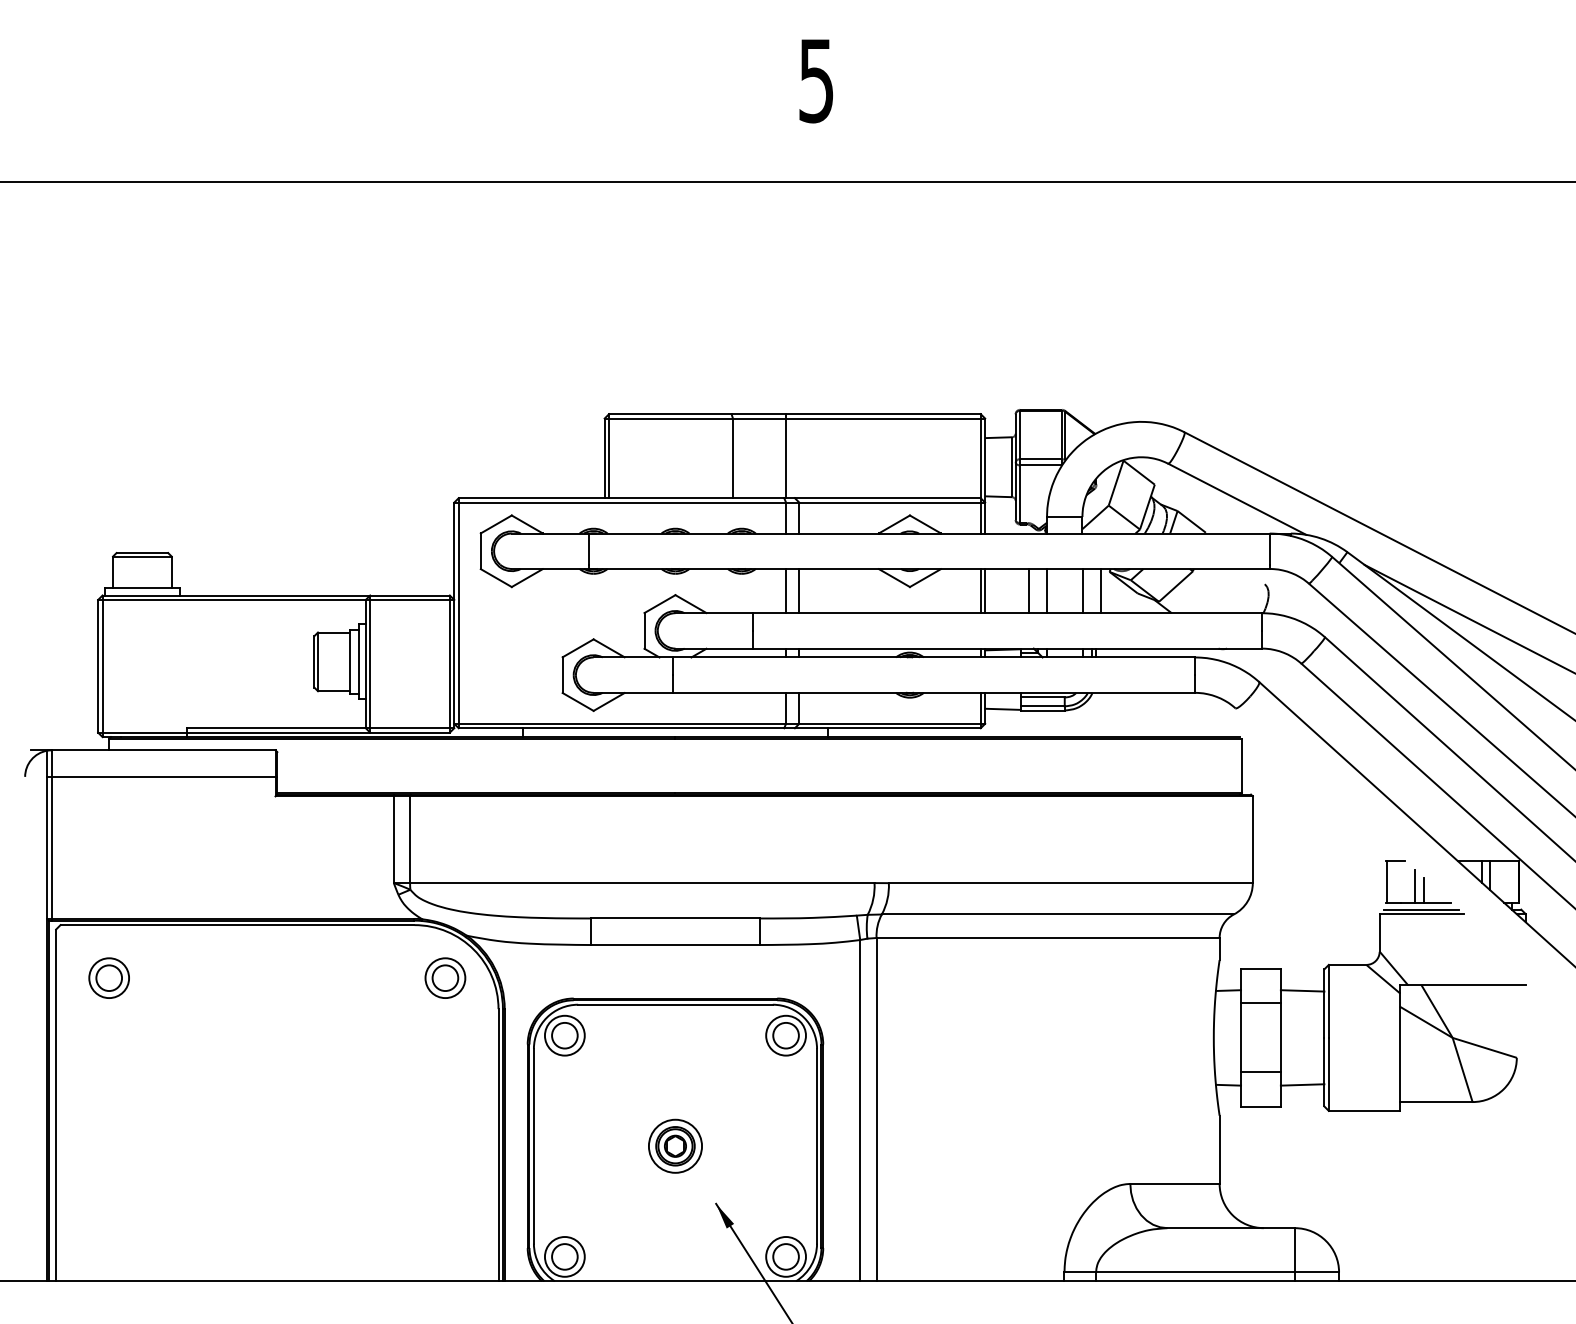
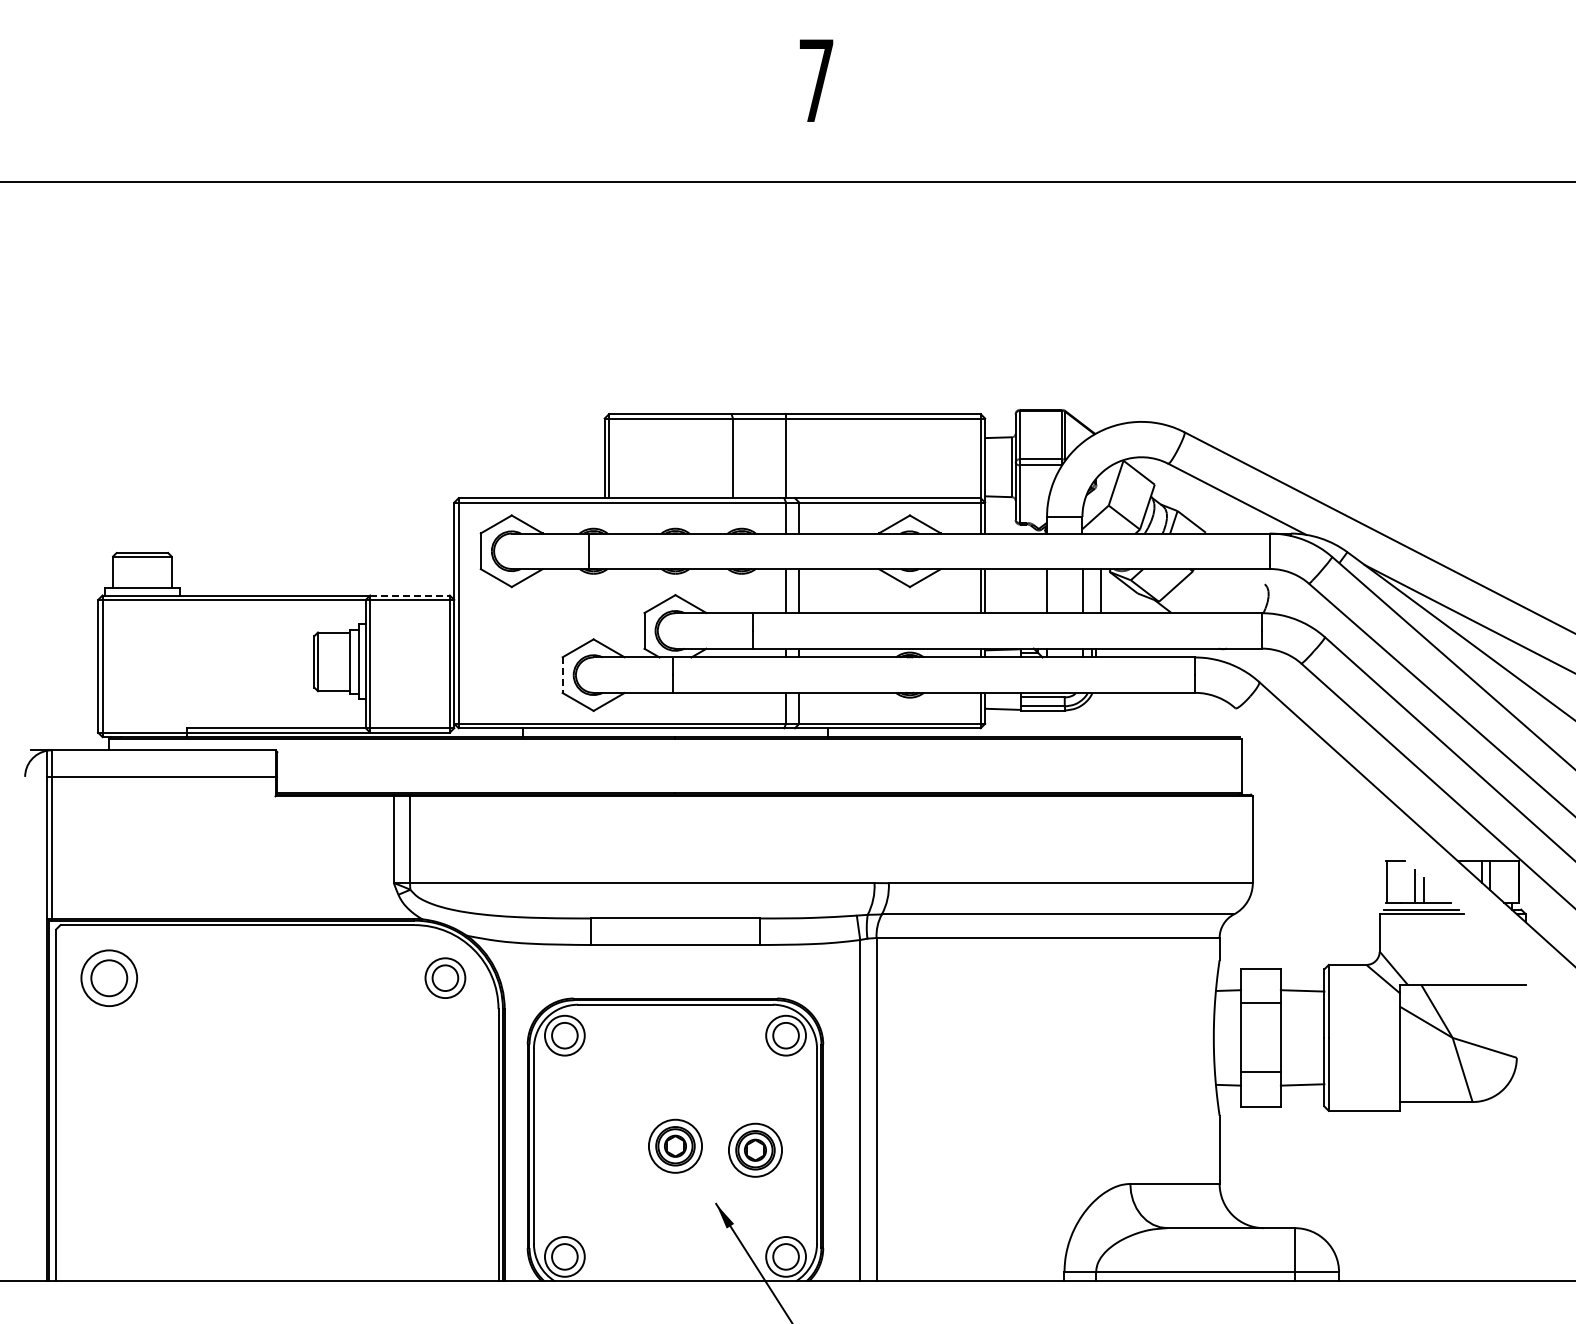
text: 5 -> 7 (816, 81)
line: present -> none (1028, 590)
line: solid -> dashed (410, 595)
line: solid -> dashed (562, 675)
part size: 42x42 px -> 58x58 px (108, 977)
part: none -> present (755, 1149)
